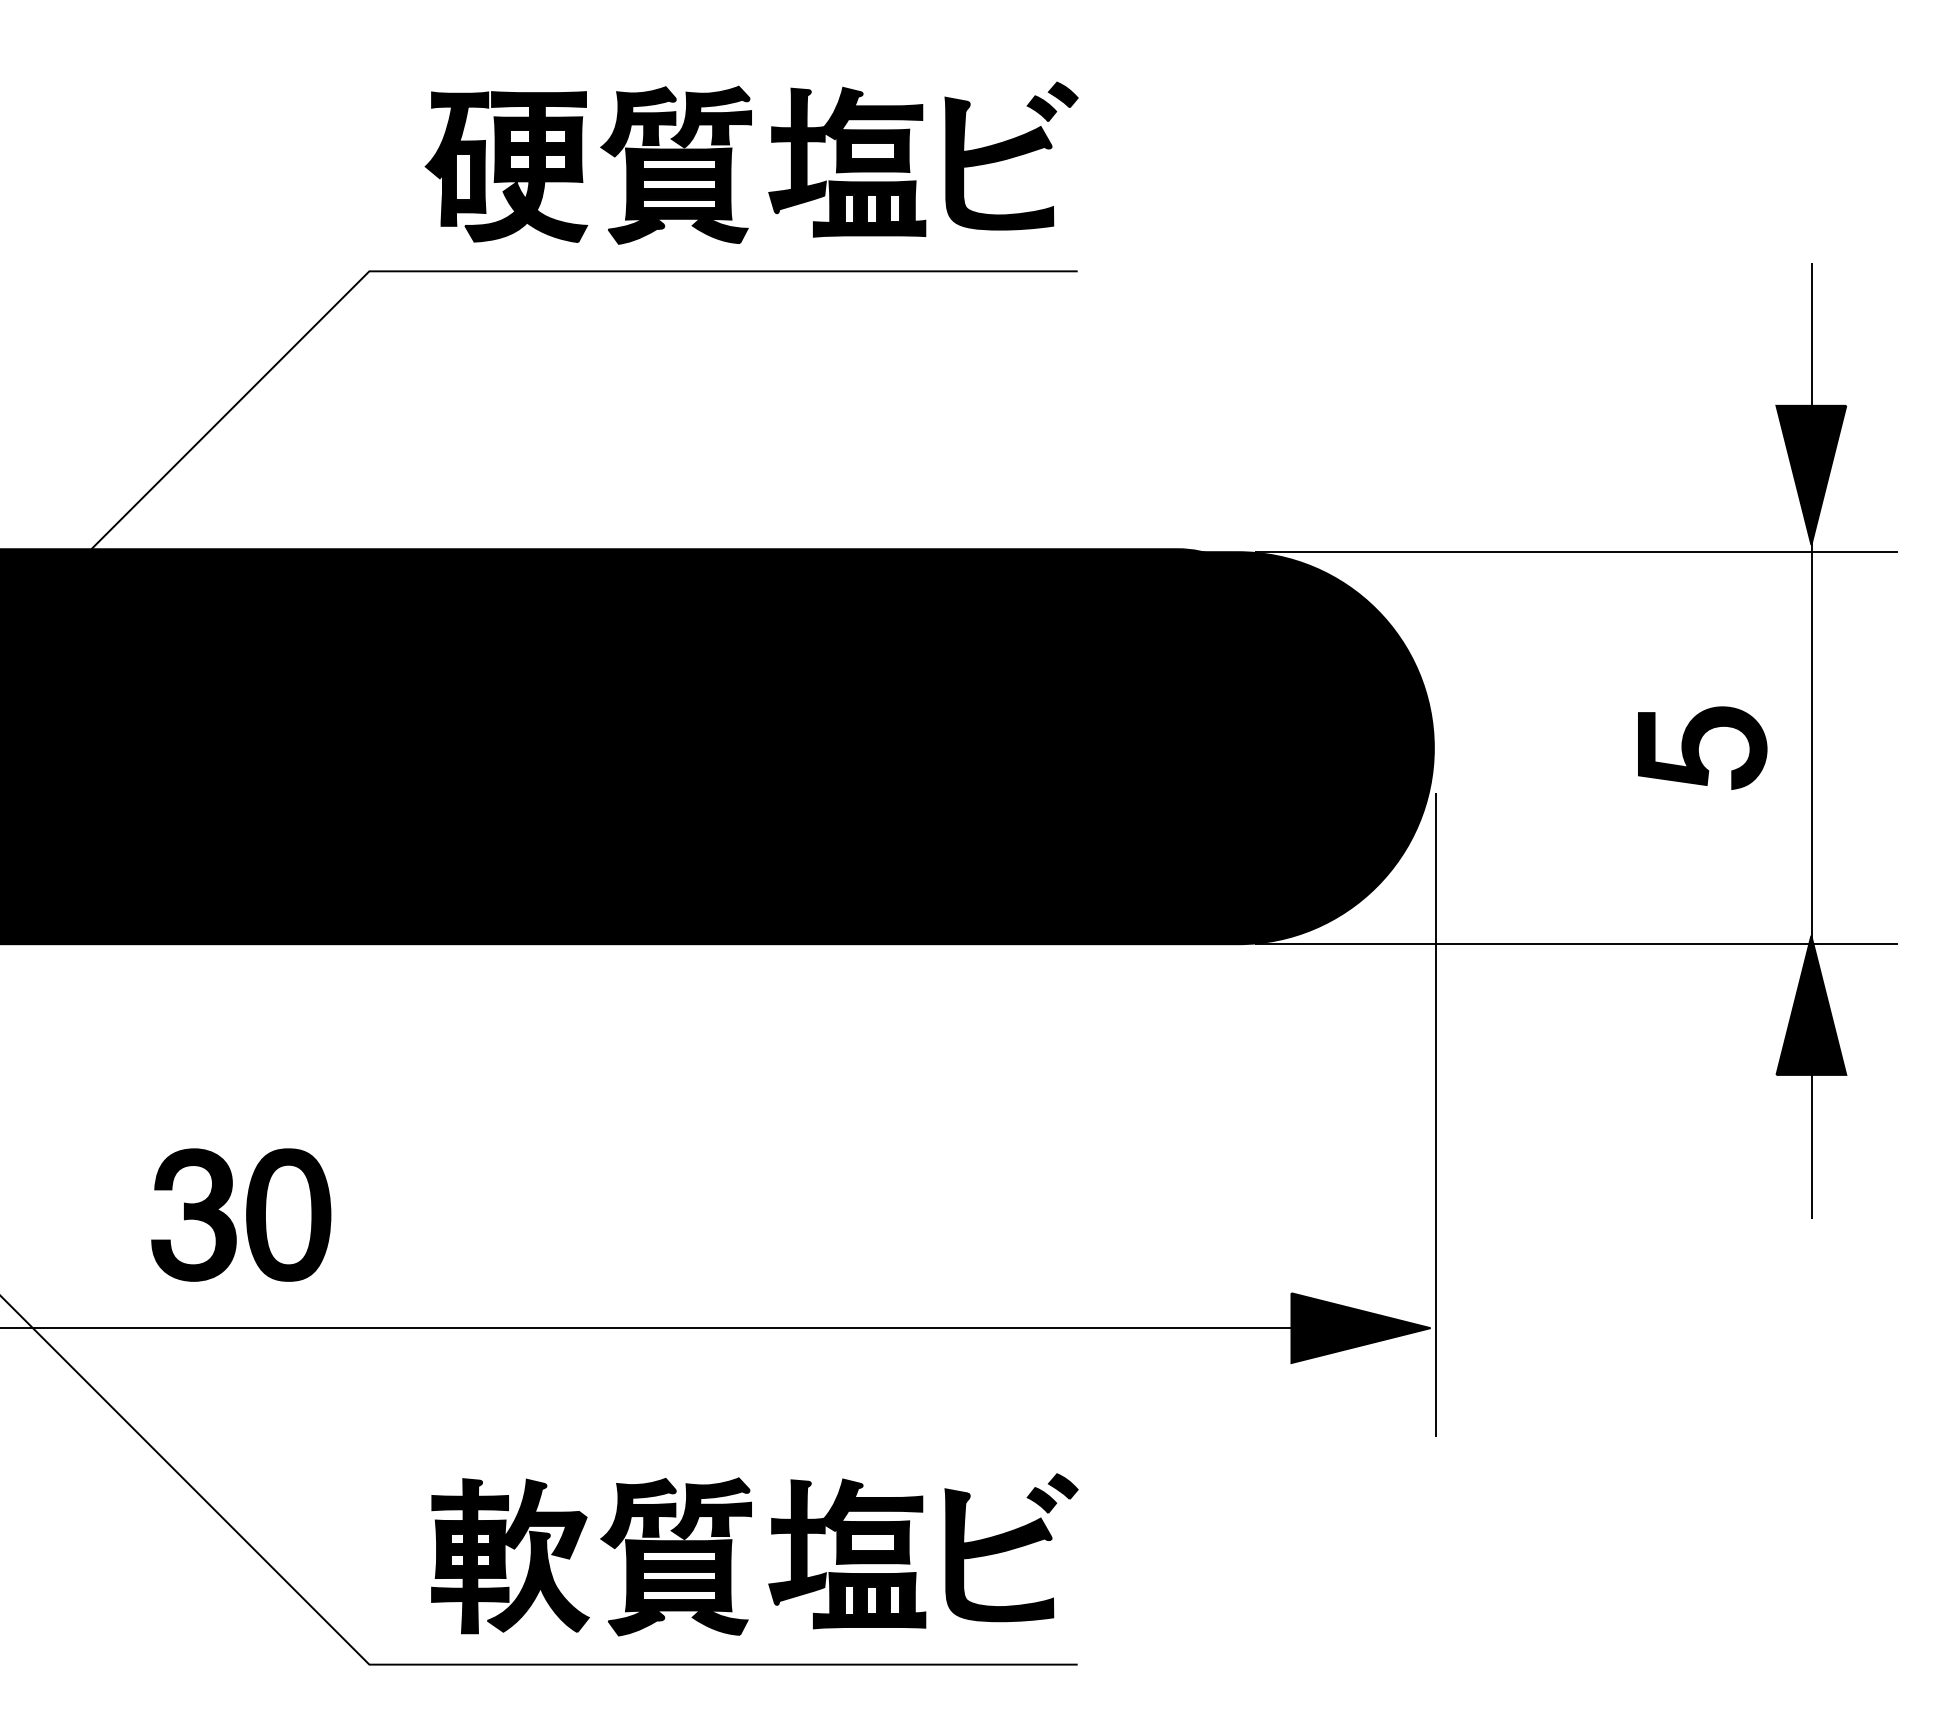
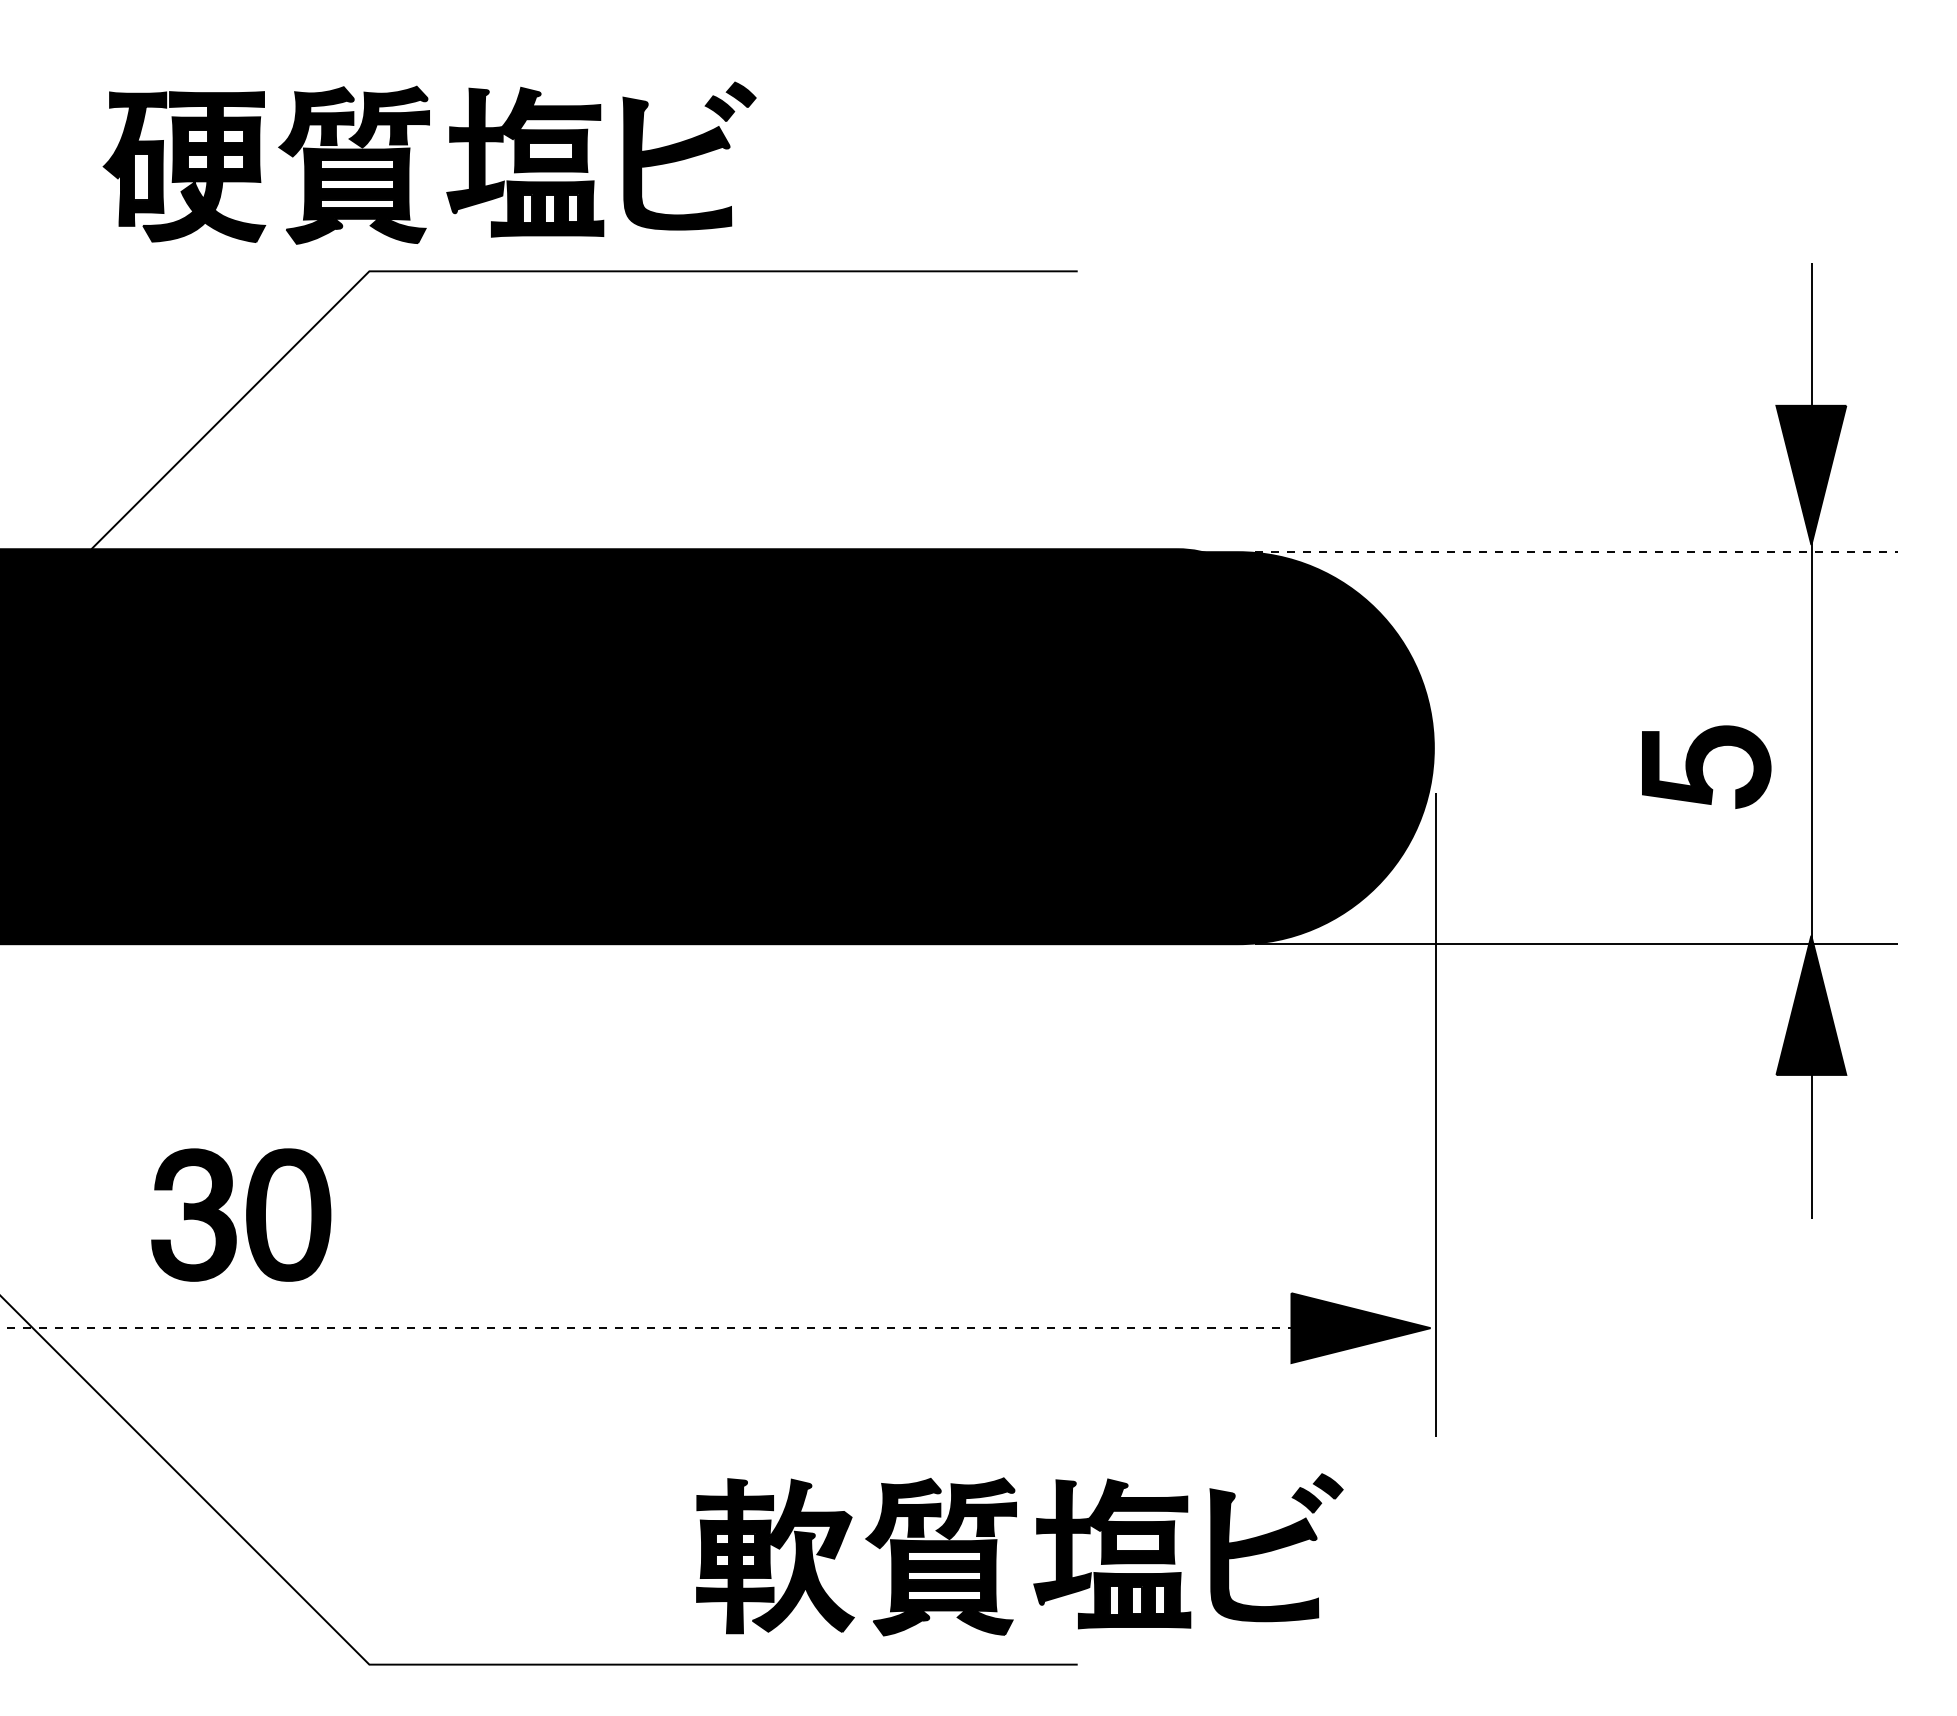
part position: (731, 162) -> (409, 162) (409, 162)
line: solid -> dashed (1576, 551)
part position: (1702, 747) -> (1706, 766) (1706, 766)
line: solid -> dashed (711, 1327)
part position: (731, 1554) -> (996, 1554) (996, 1554)
